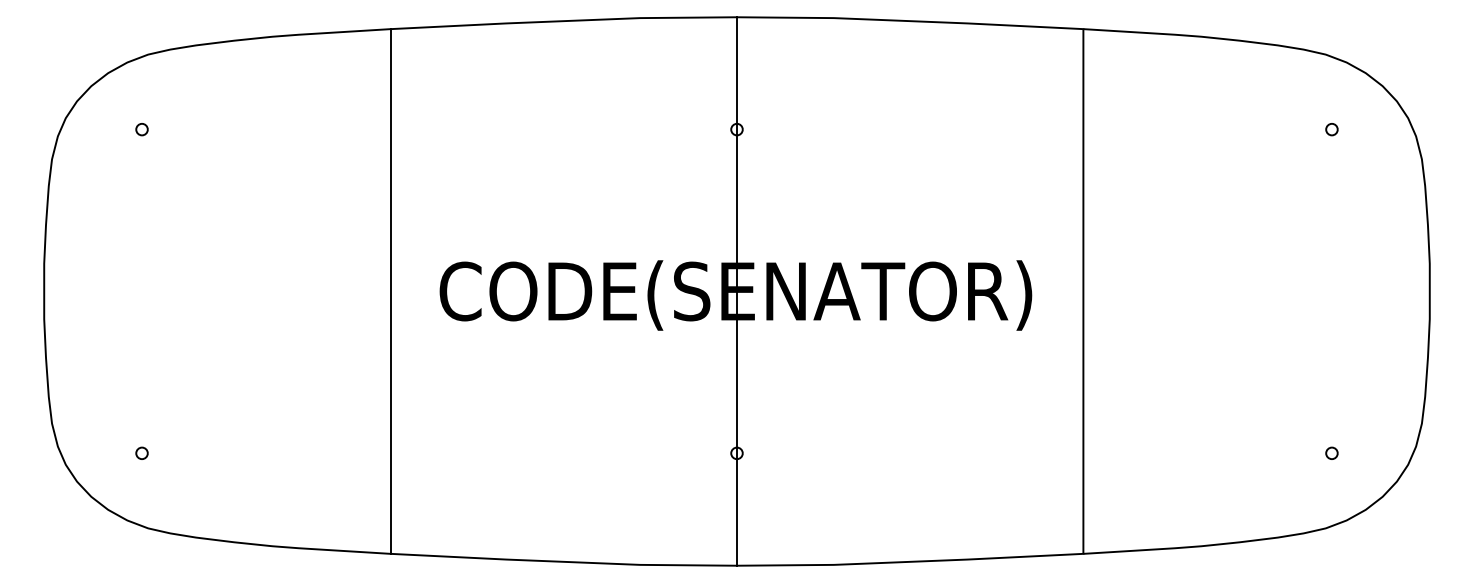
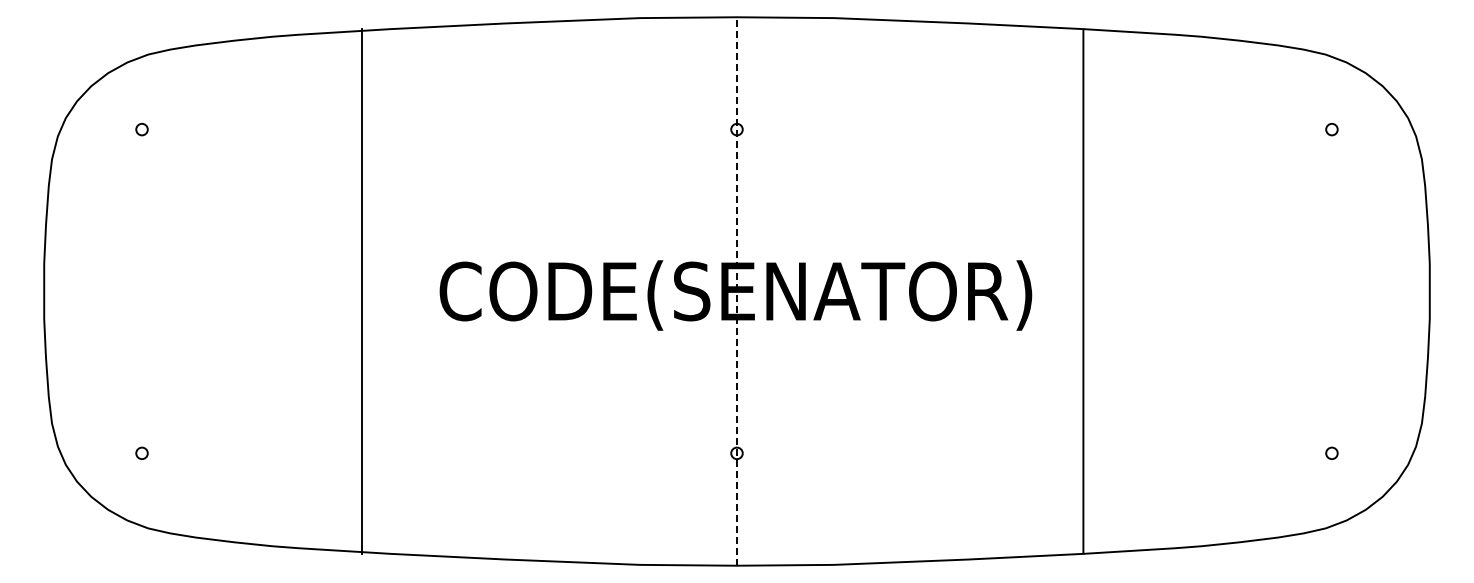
line position: (390, 291) -> (361, 291) (361, 291)
line: solid -> dashed (737, 291)
